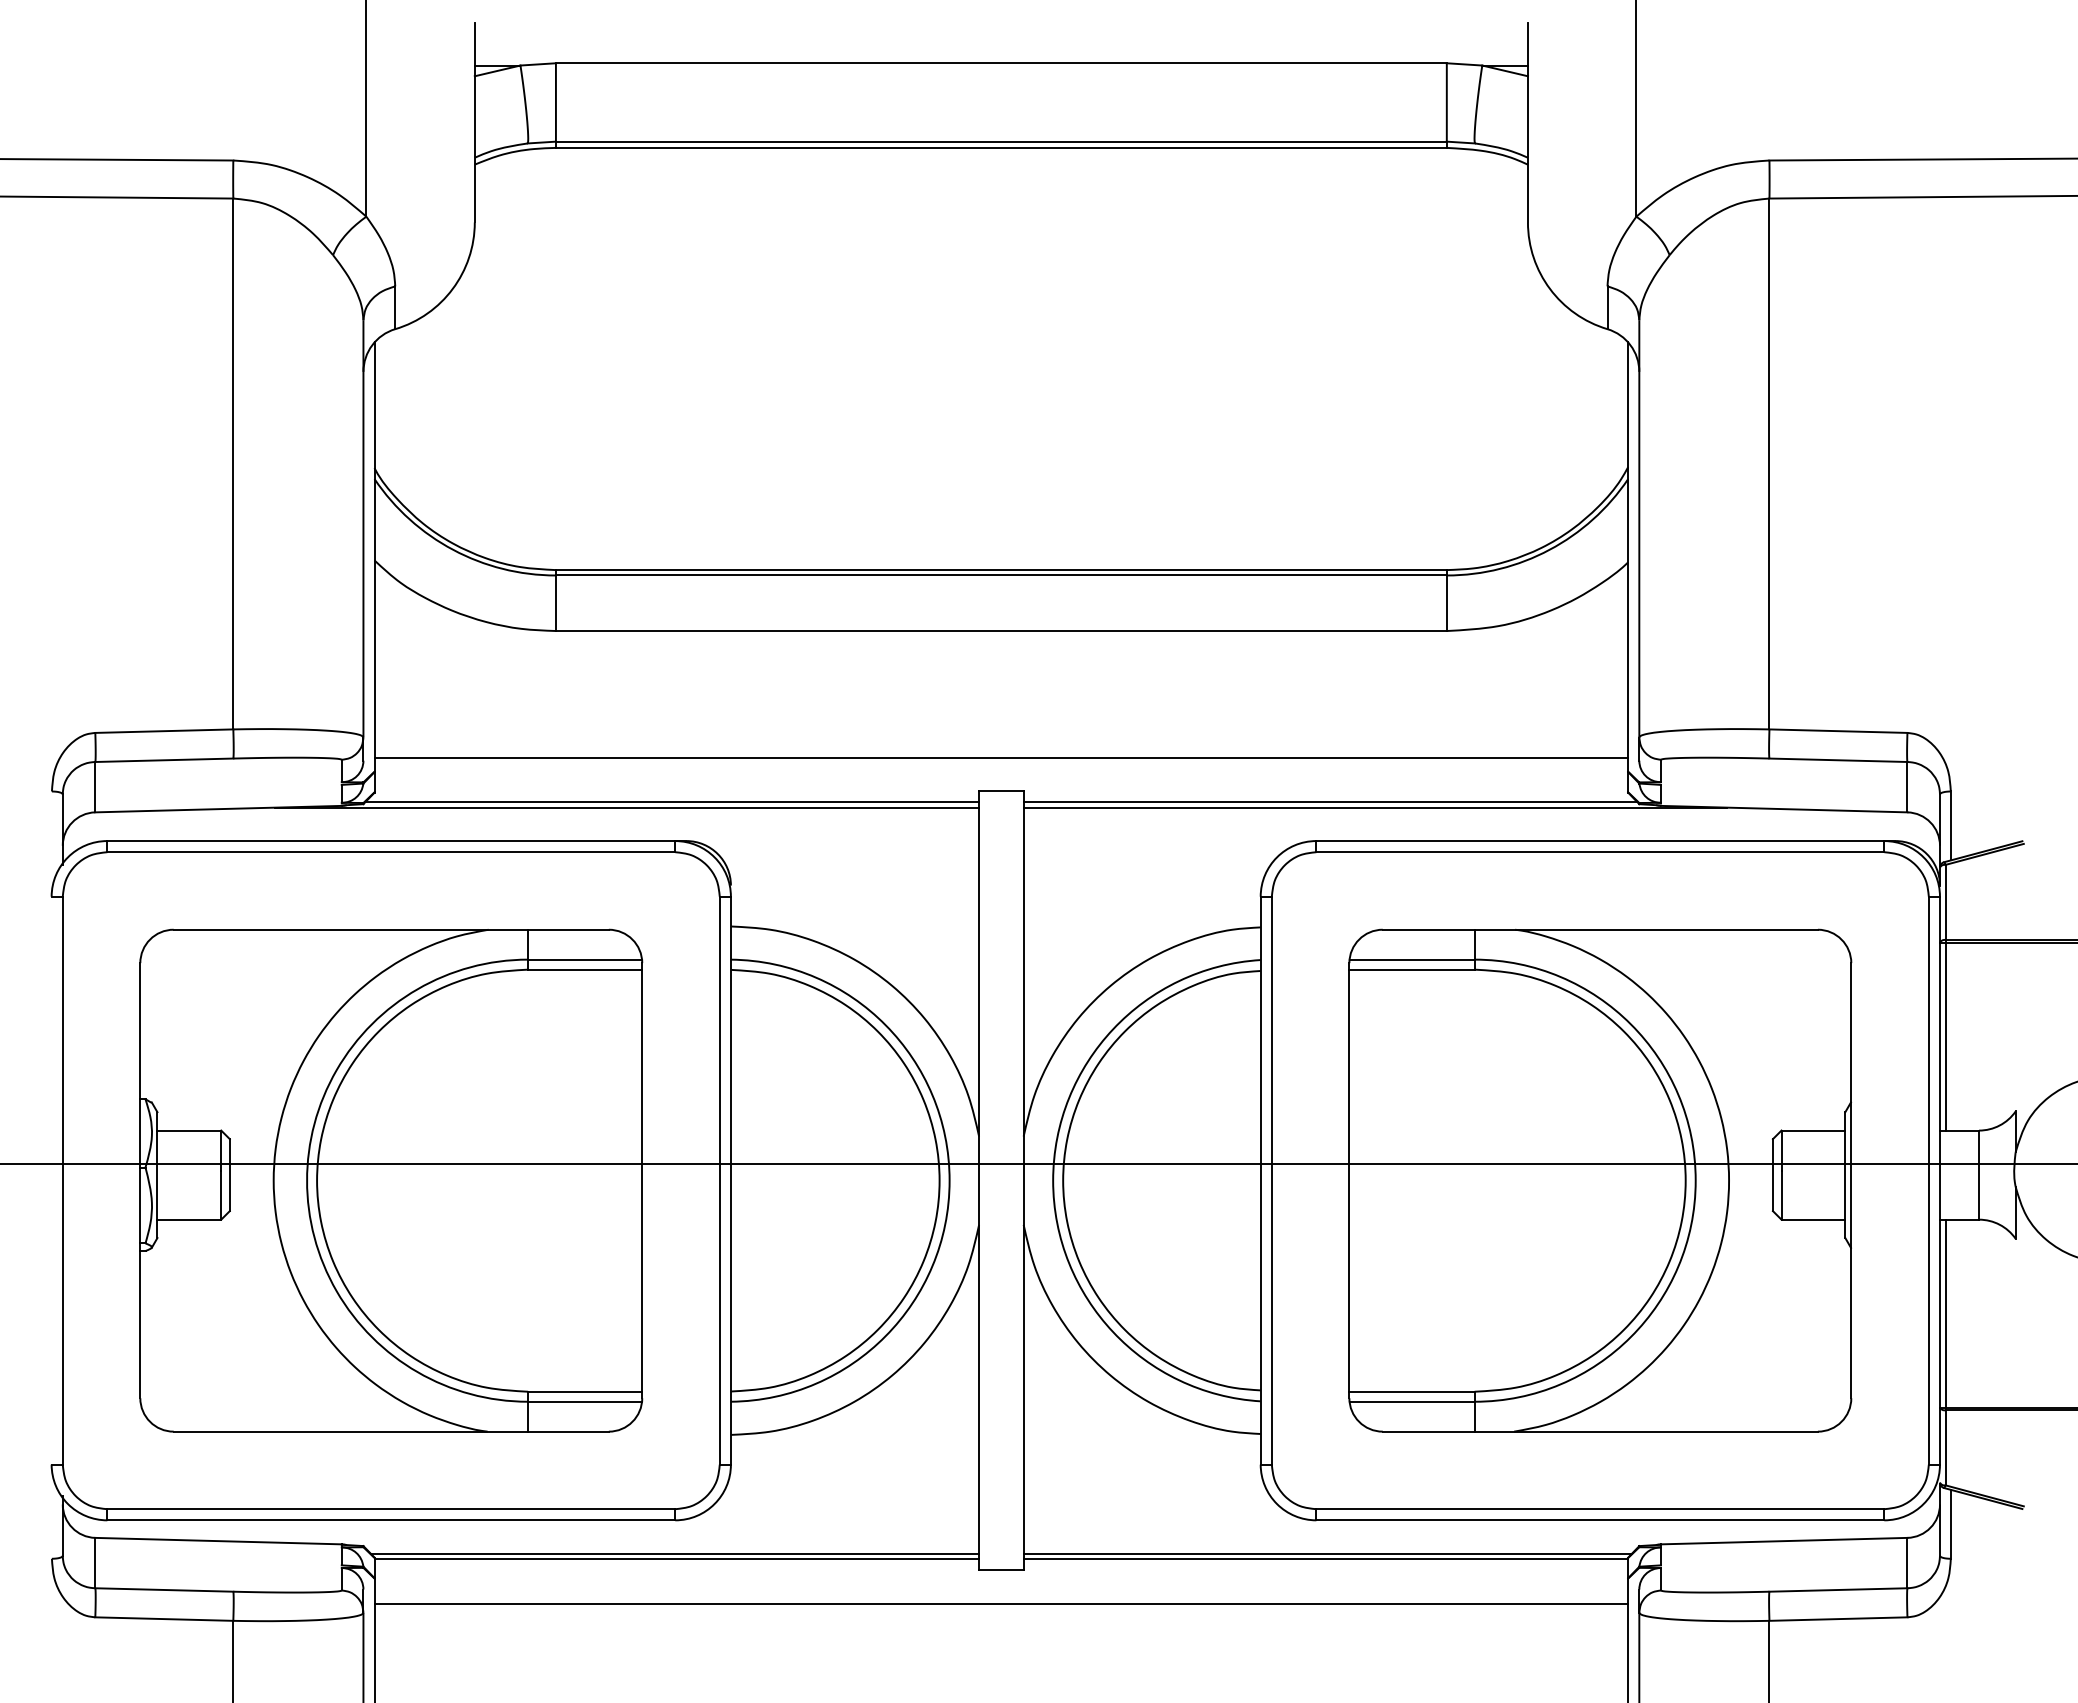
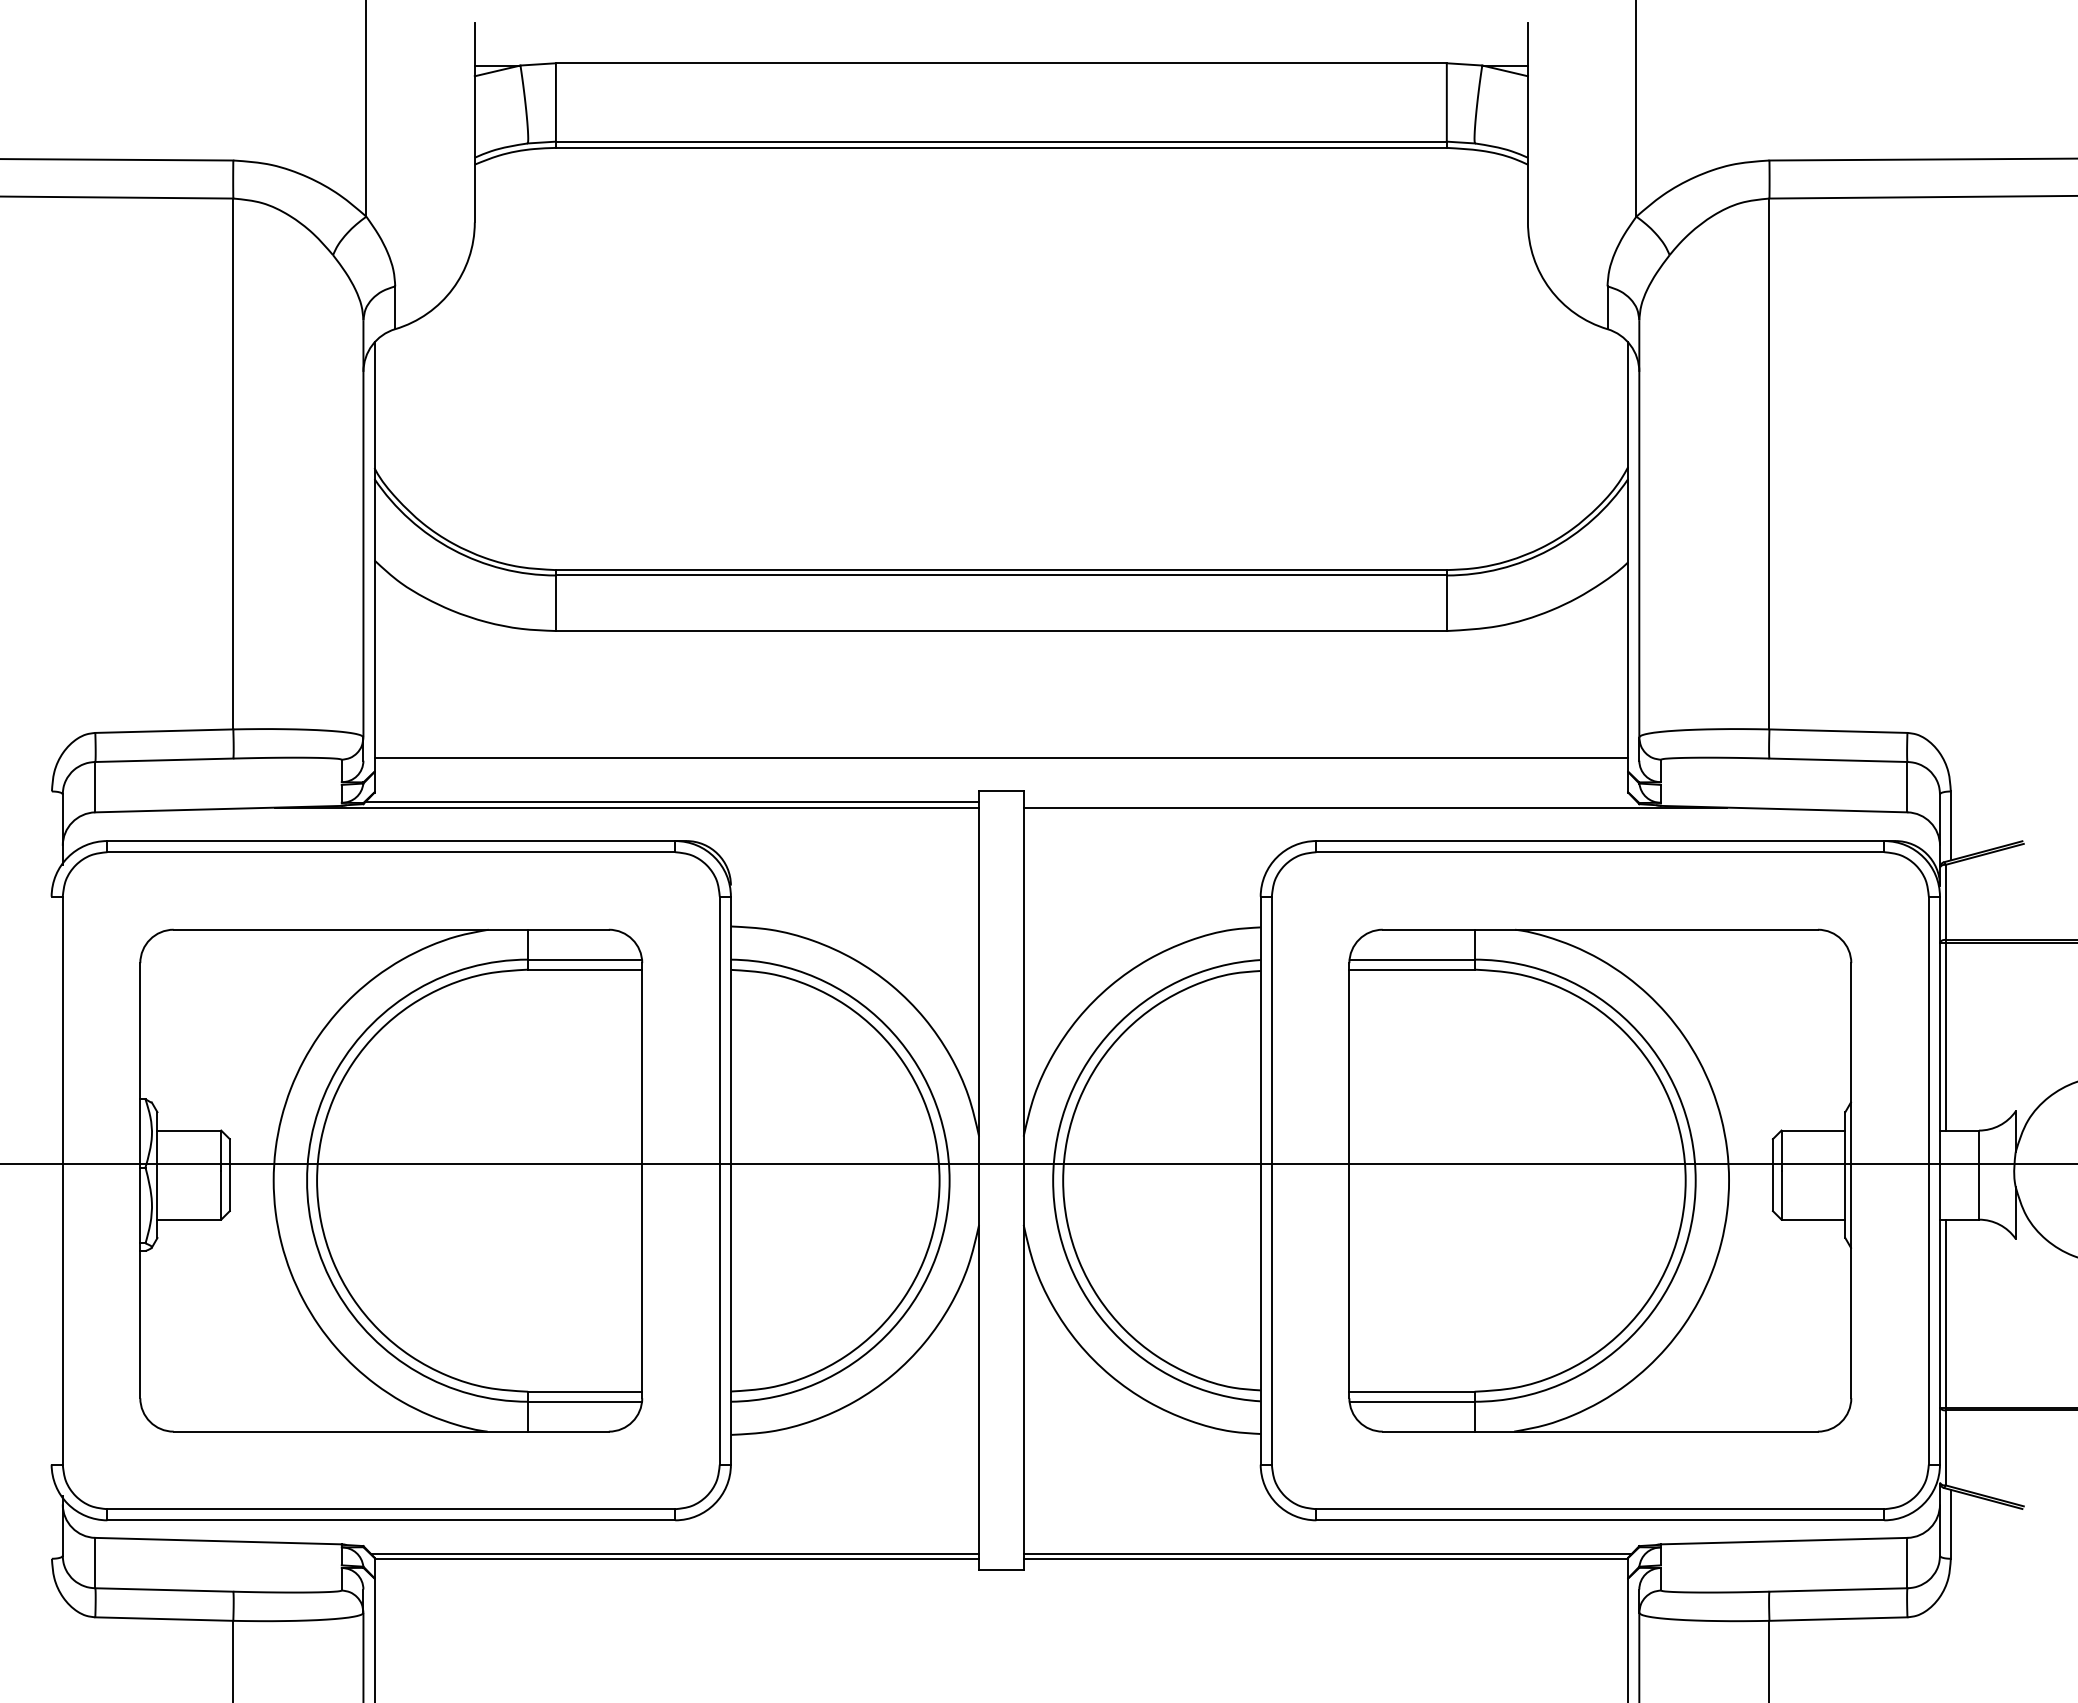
line: present -> none (1330, 802)
line: present -> none (1001, 1603)
